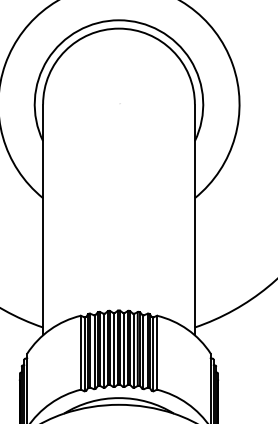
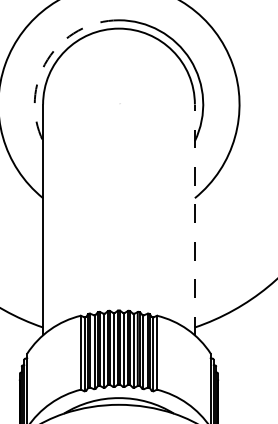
arc: solid -> dashed (47, 59)
line: solid -> dashed (194, 219)
